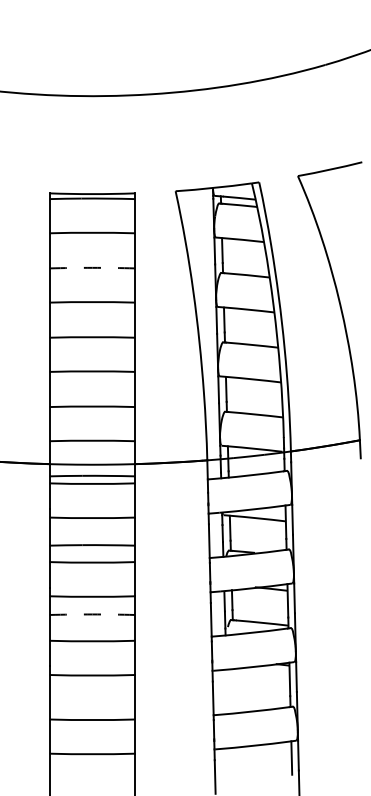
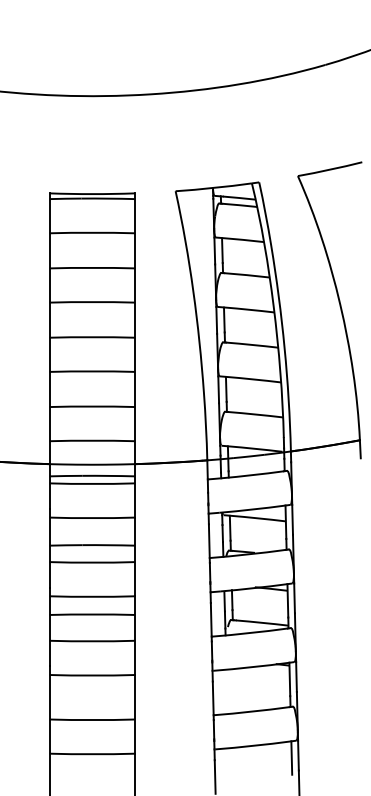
arc: dashed -> solid (92, 267)
arc: dashed -> solid (92, 614)
